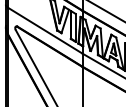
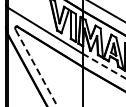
line: solid -> dashed (104, 66)
line: solid -> dashed (36, 68)
